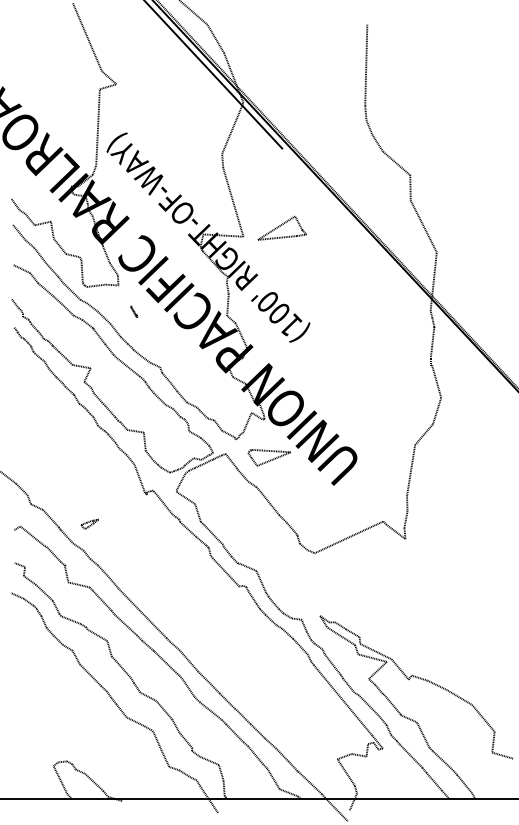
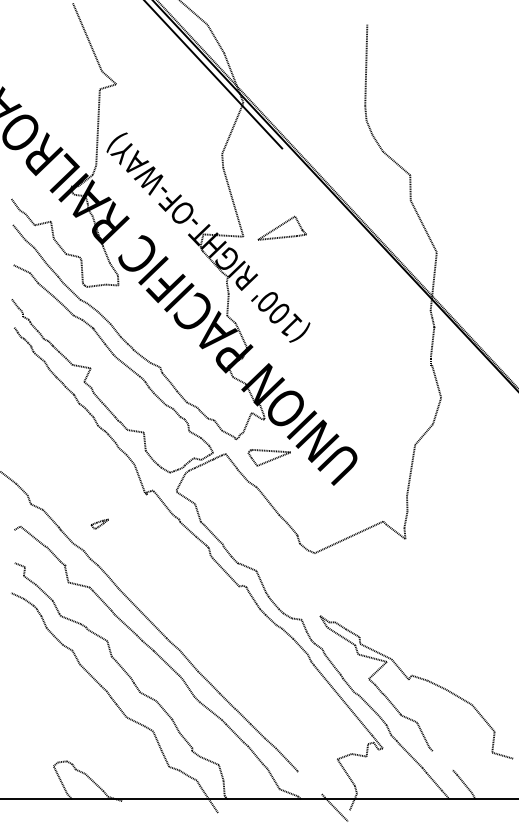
part: present -> none (134, 311)
part position: (89, 523) -> (99, 523) (99, 523)
line: present -> none (442, 760)
line: present -> none (309, 782)
